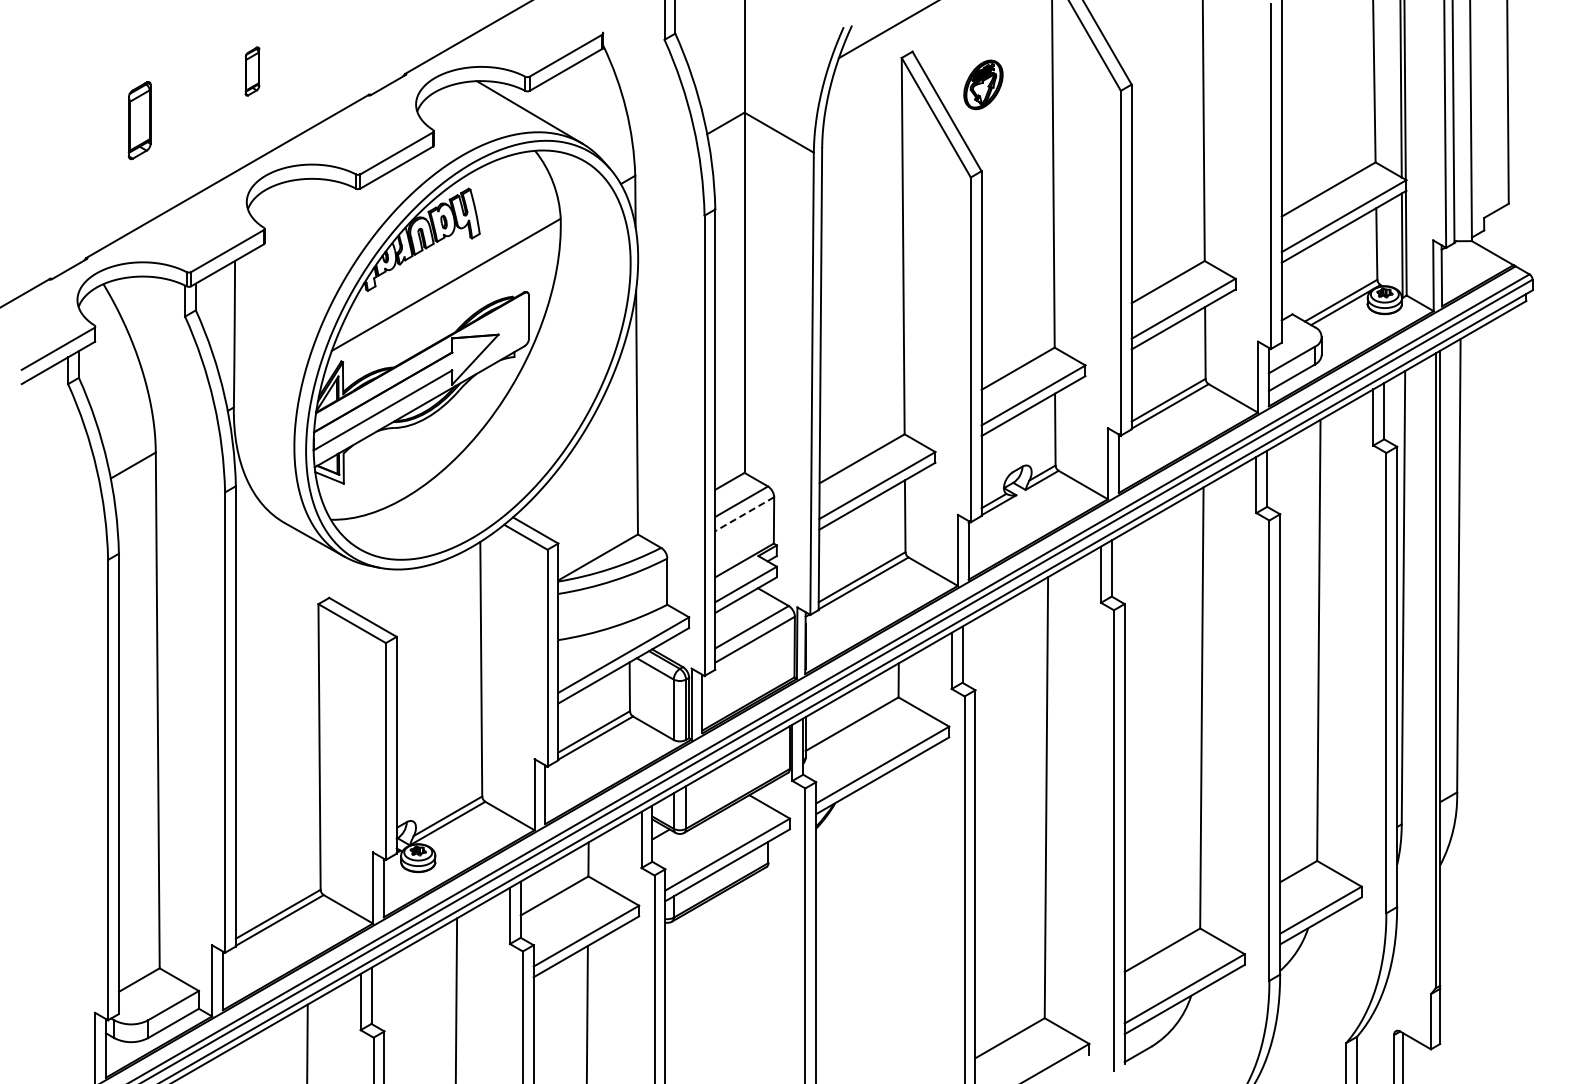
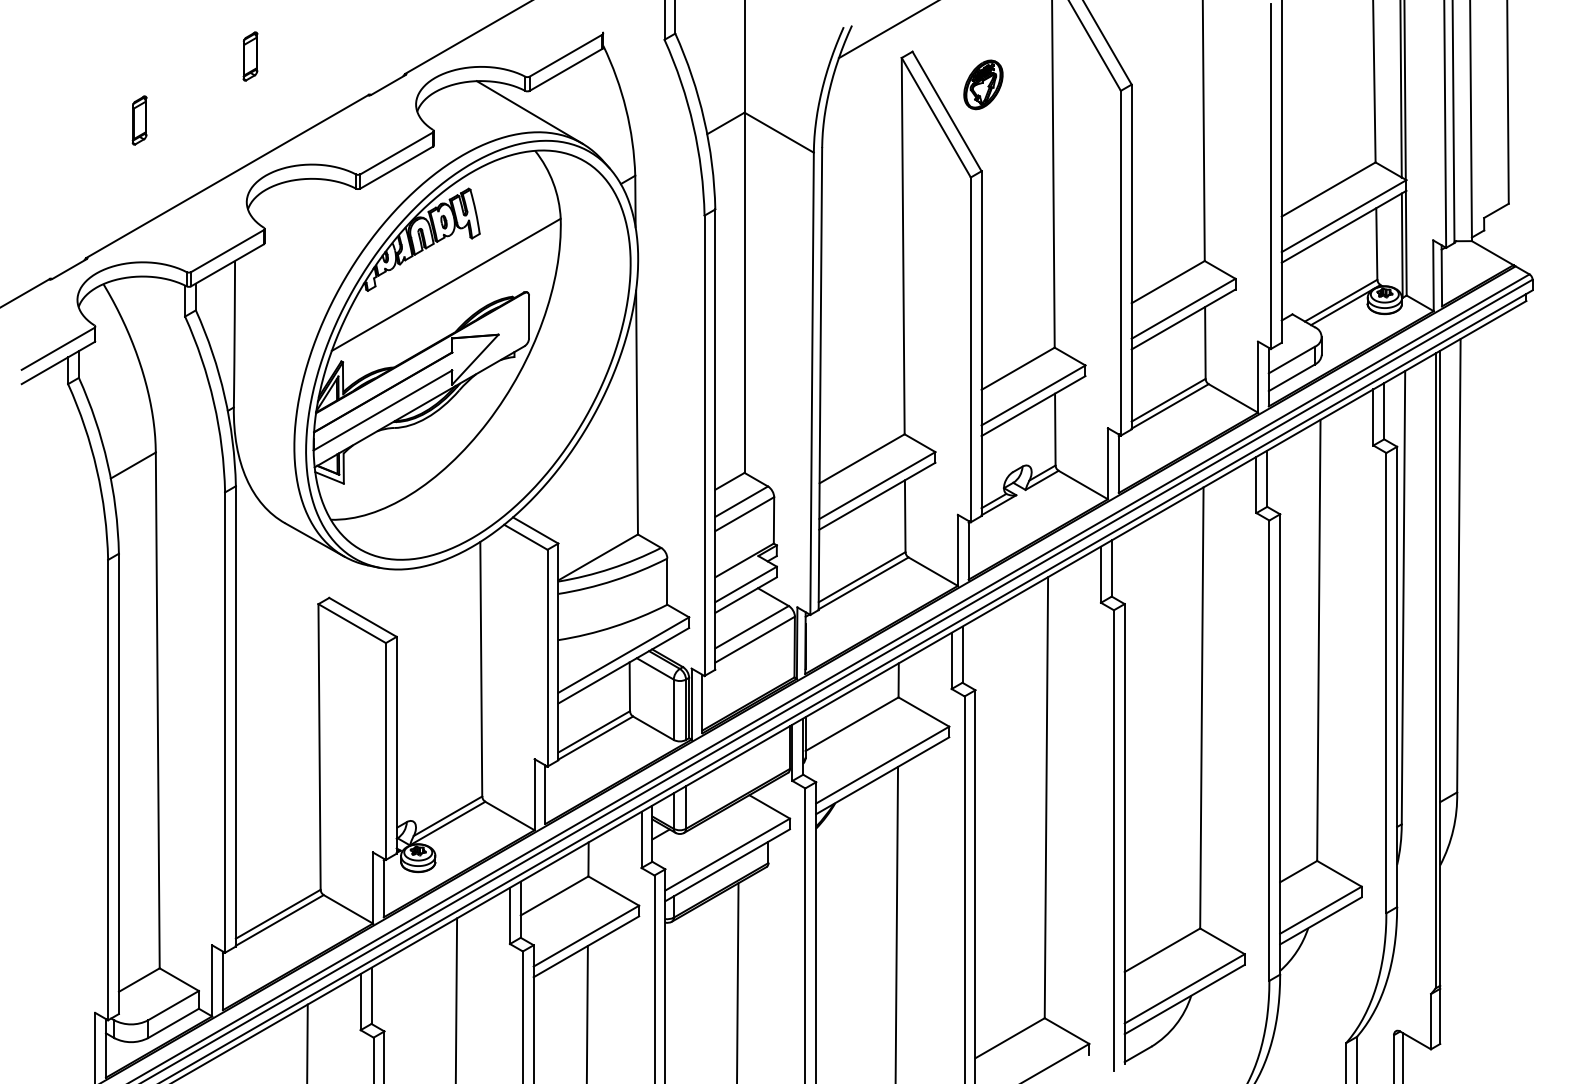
part position: (252, 71) -> (250, 56) (250, 56)
part size: 25x80 px -> 17x51 px (139, 120)
line: dashed -> solid (744, 514)
line: none -> present (896, 923)
line: none -> present (737, 981)
